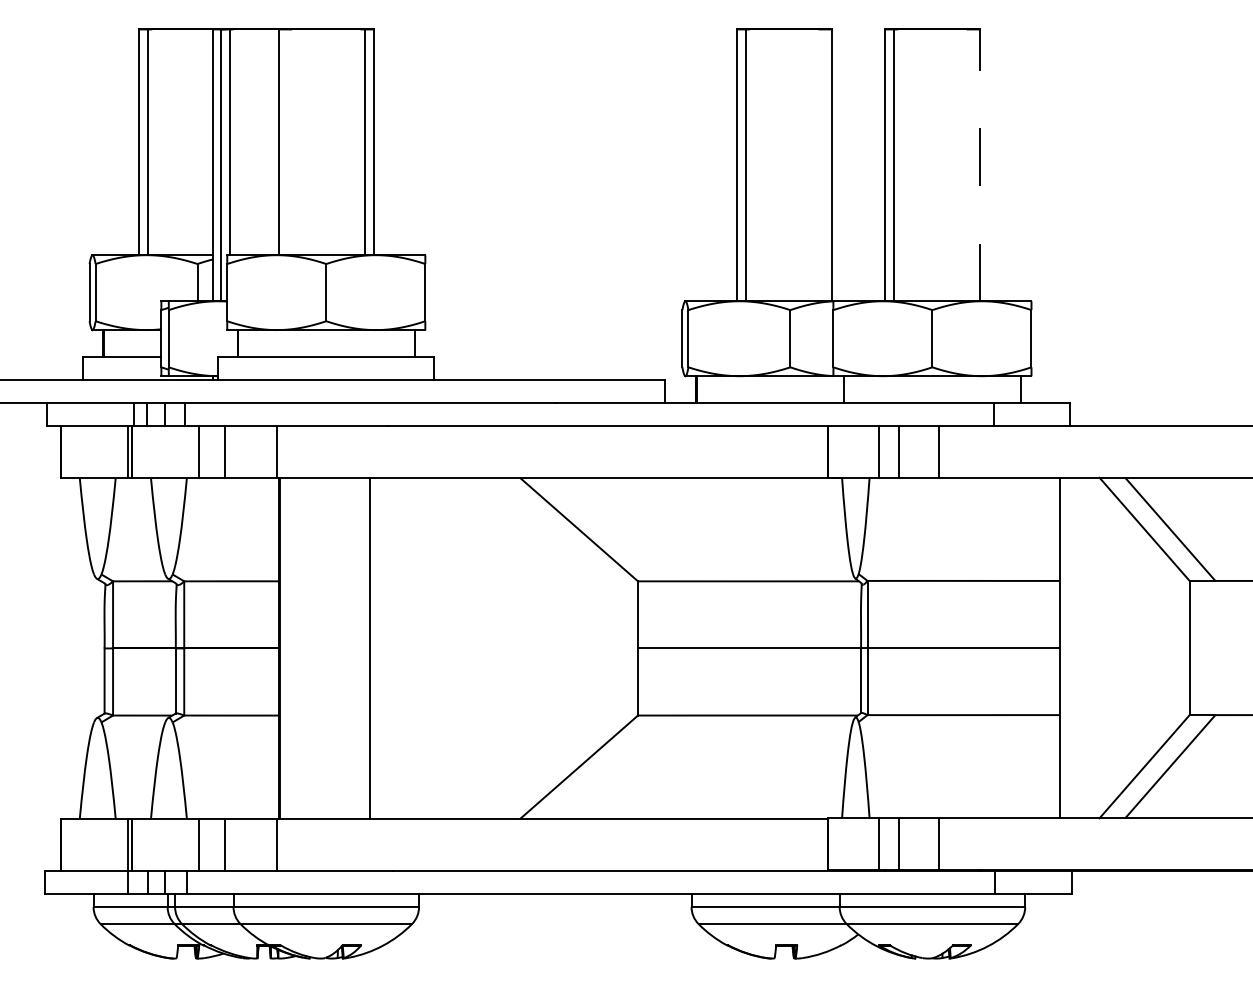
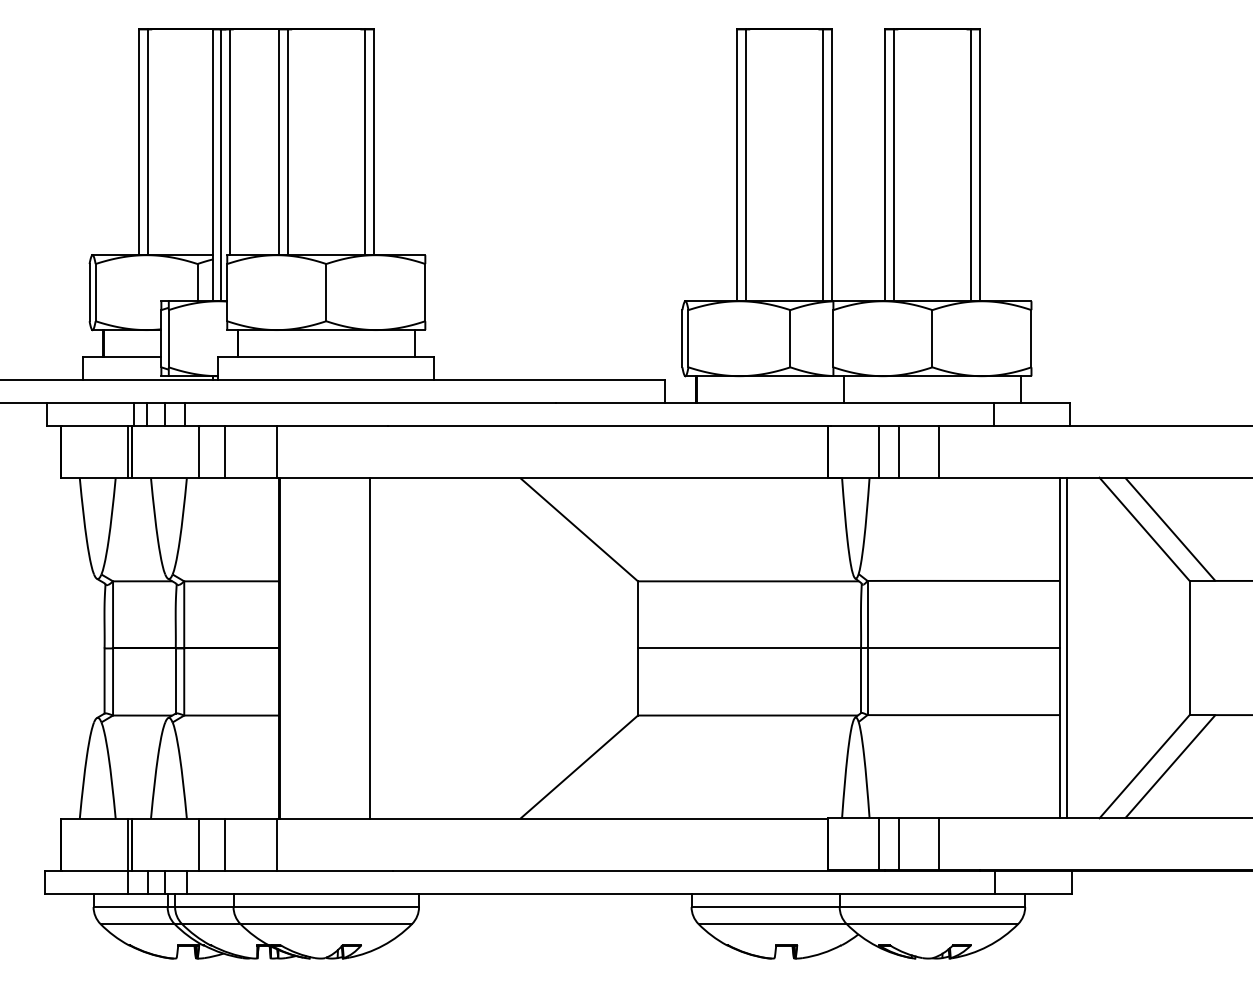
line: none -> present (288, 142)
line: none -> present (822, 165)
line: none -> present (970, 165)
line: dashed -> solid (979, 165)
line: none -> present (1066, 647)
